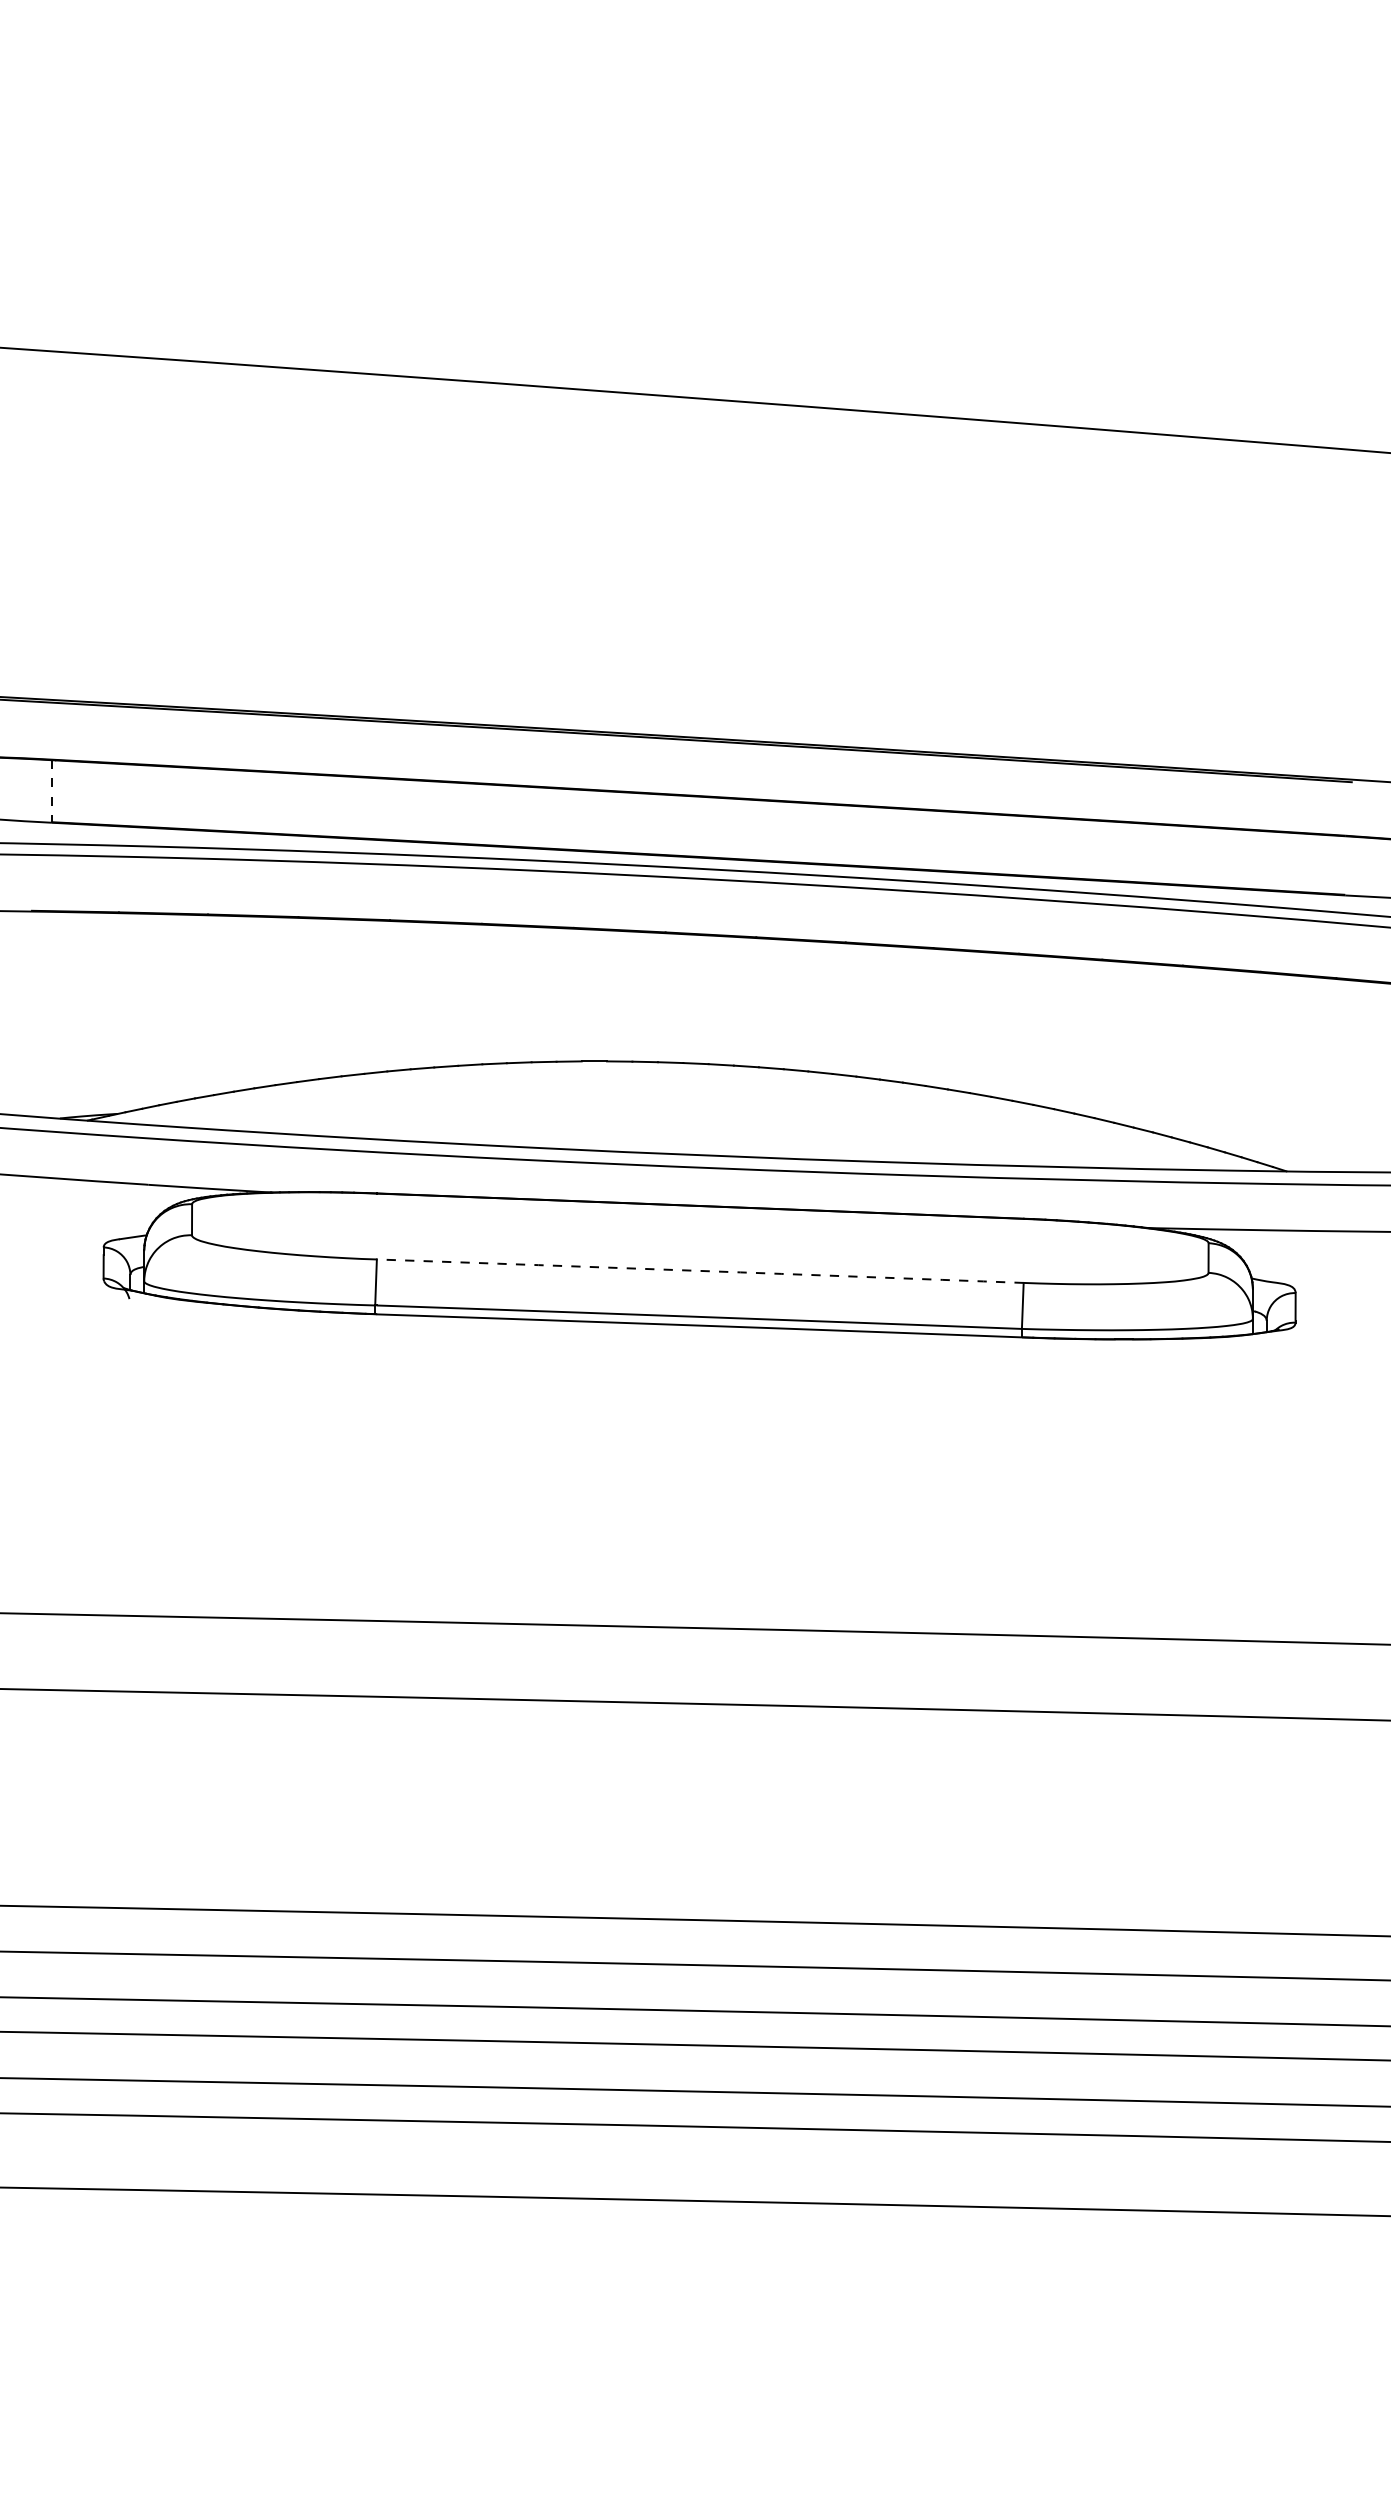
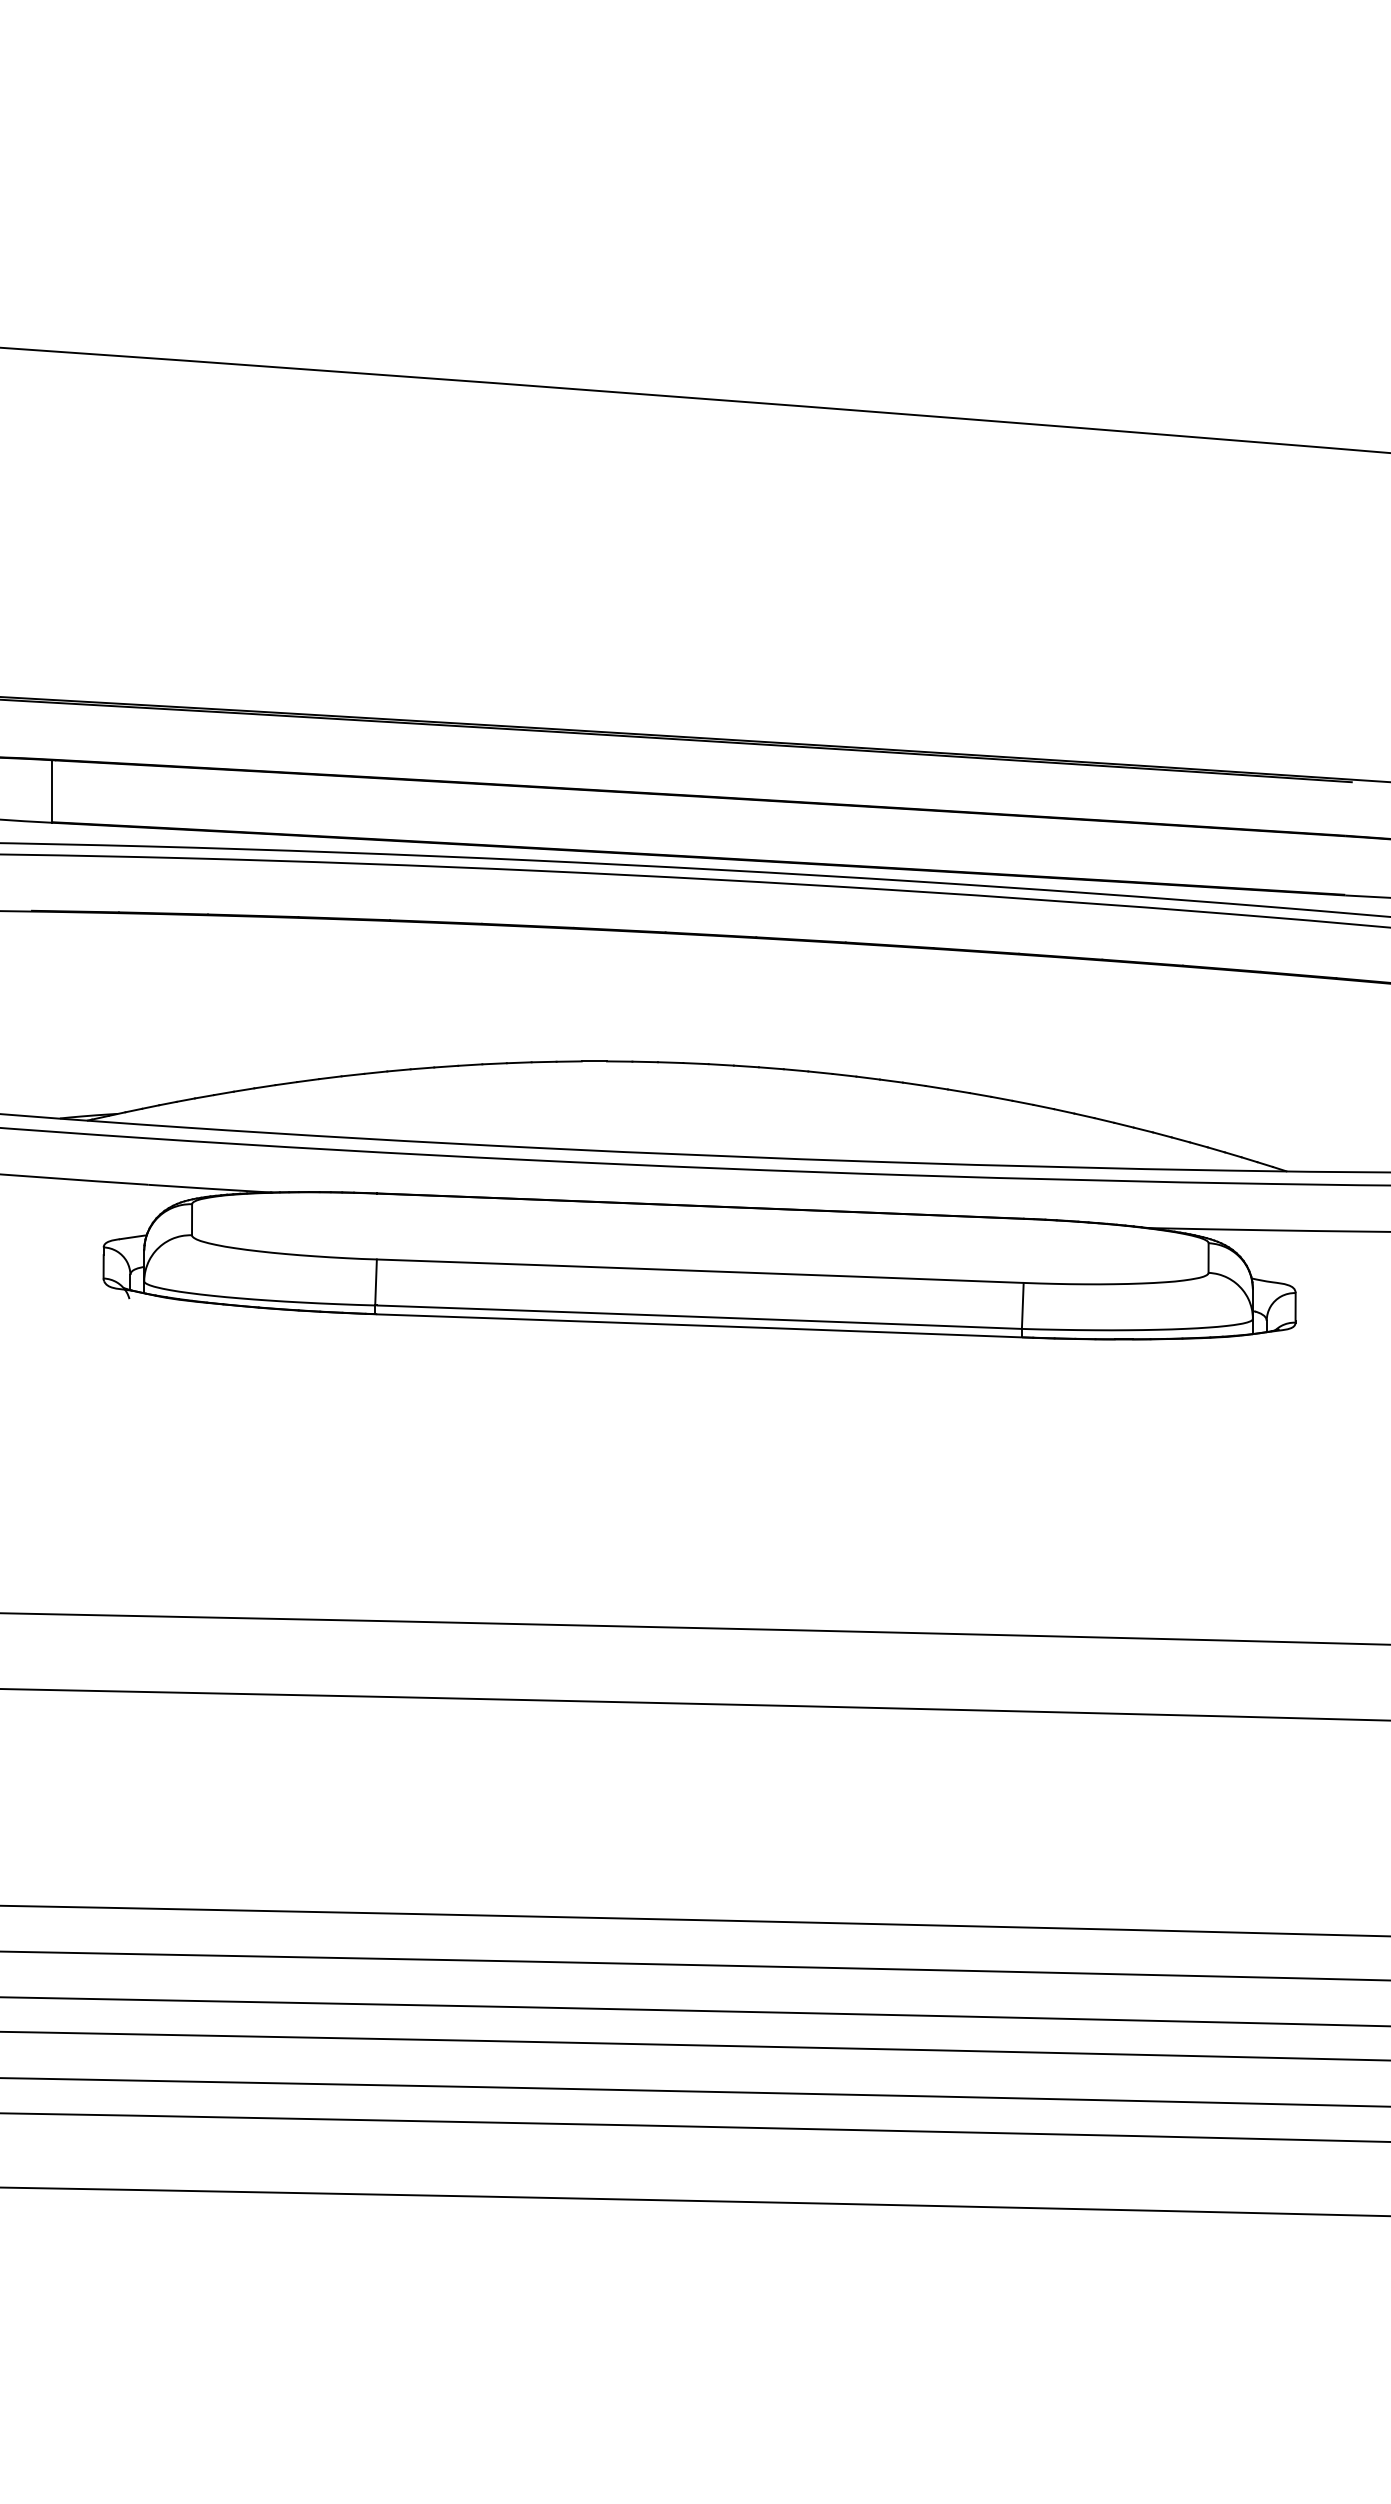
line: dashed -> solid (51, 791)
arc: dashed -> solid (700, 1270)
